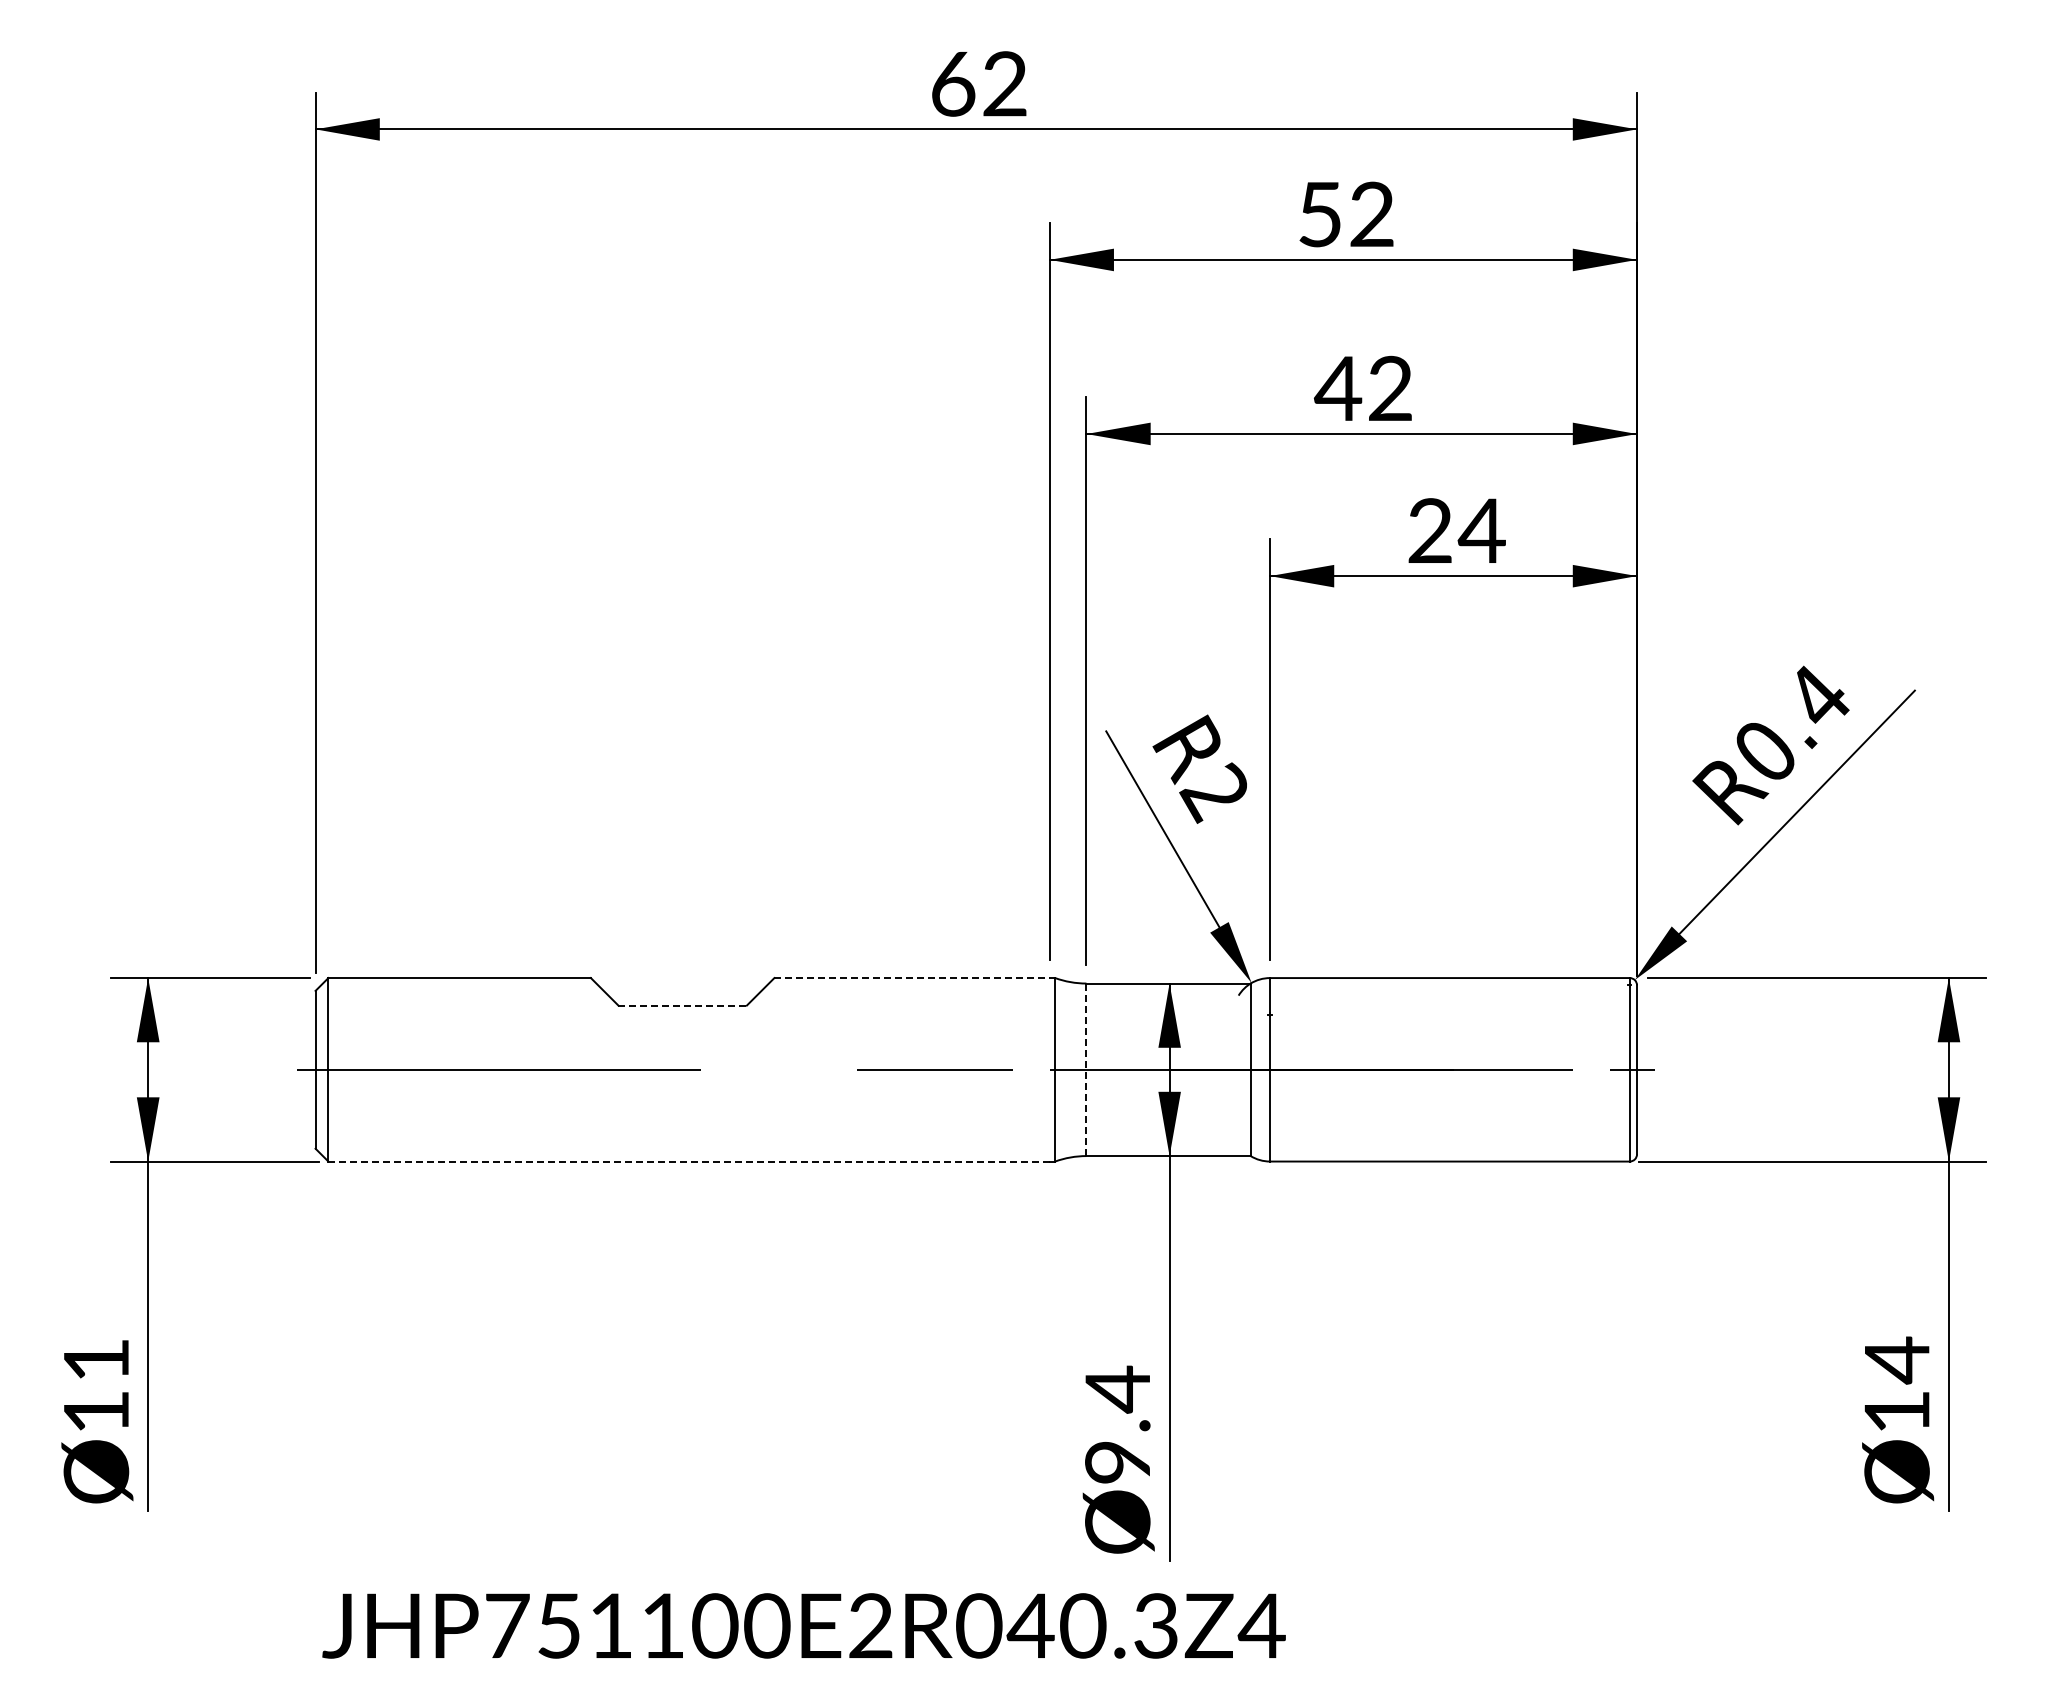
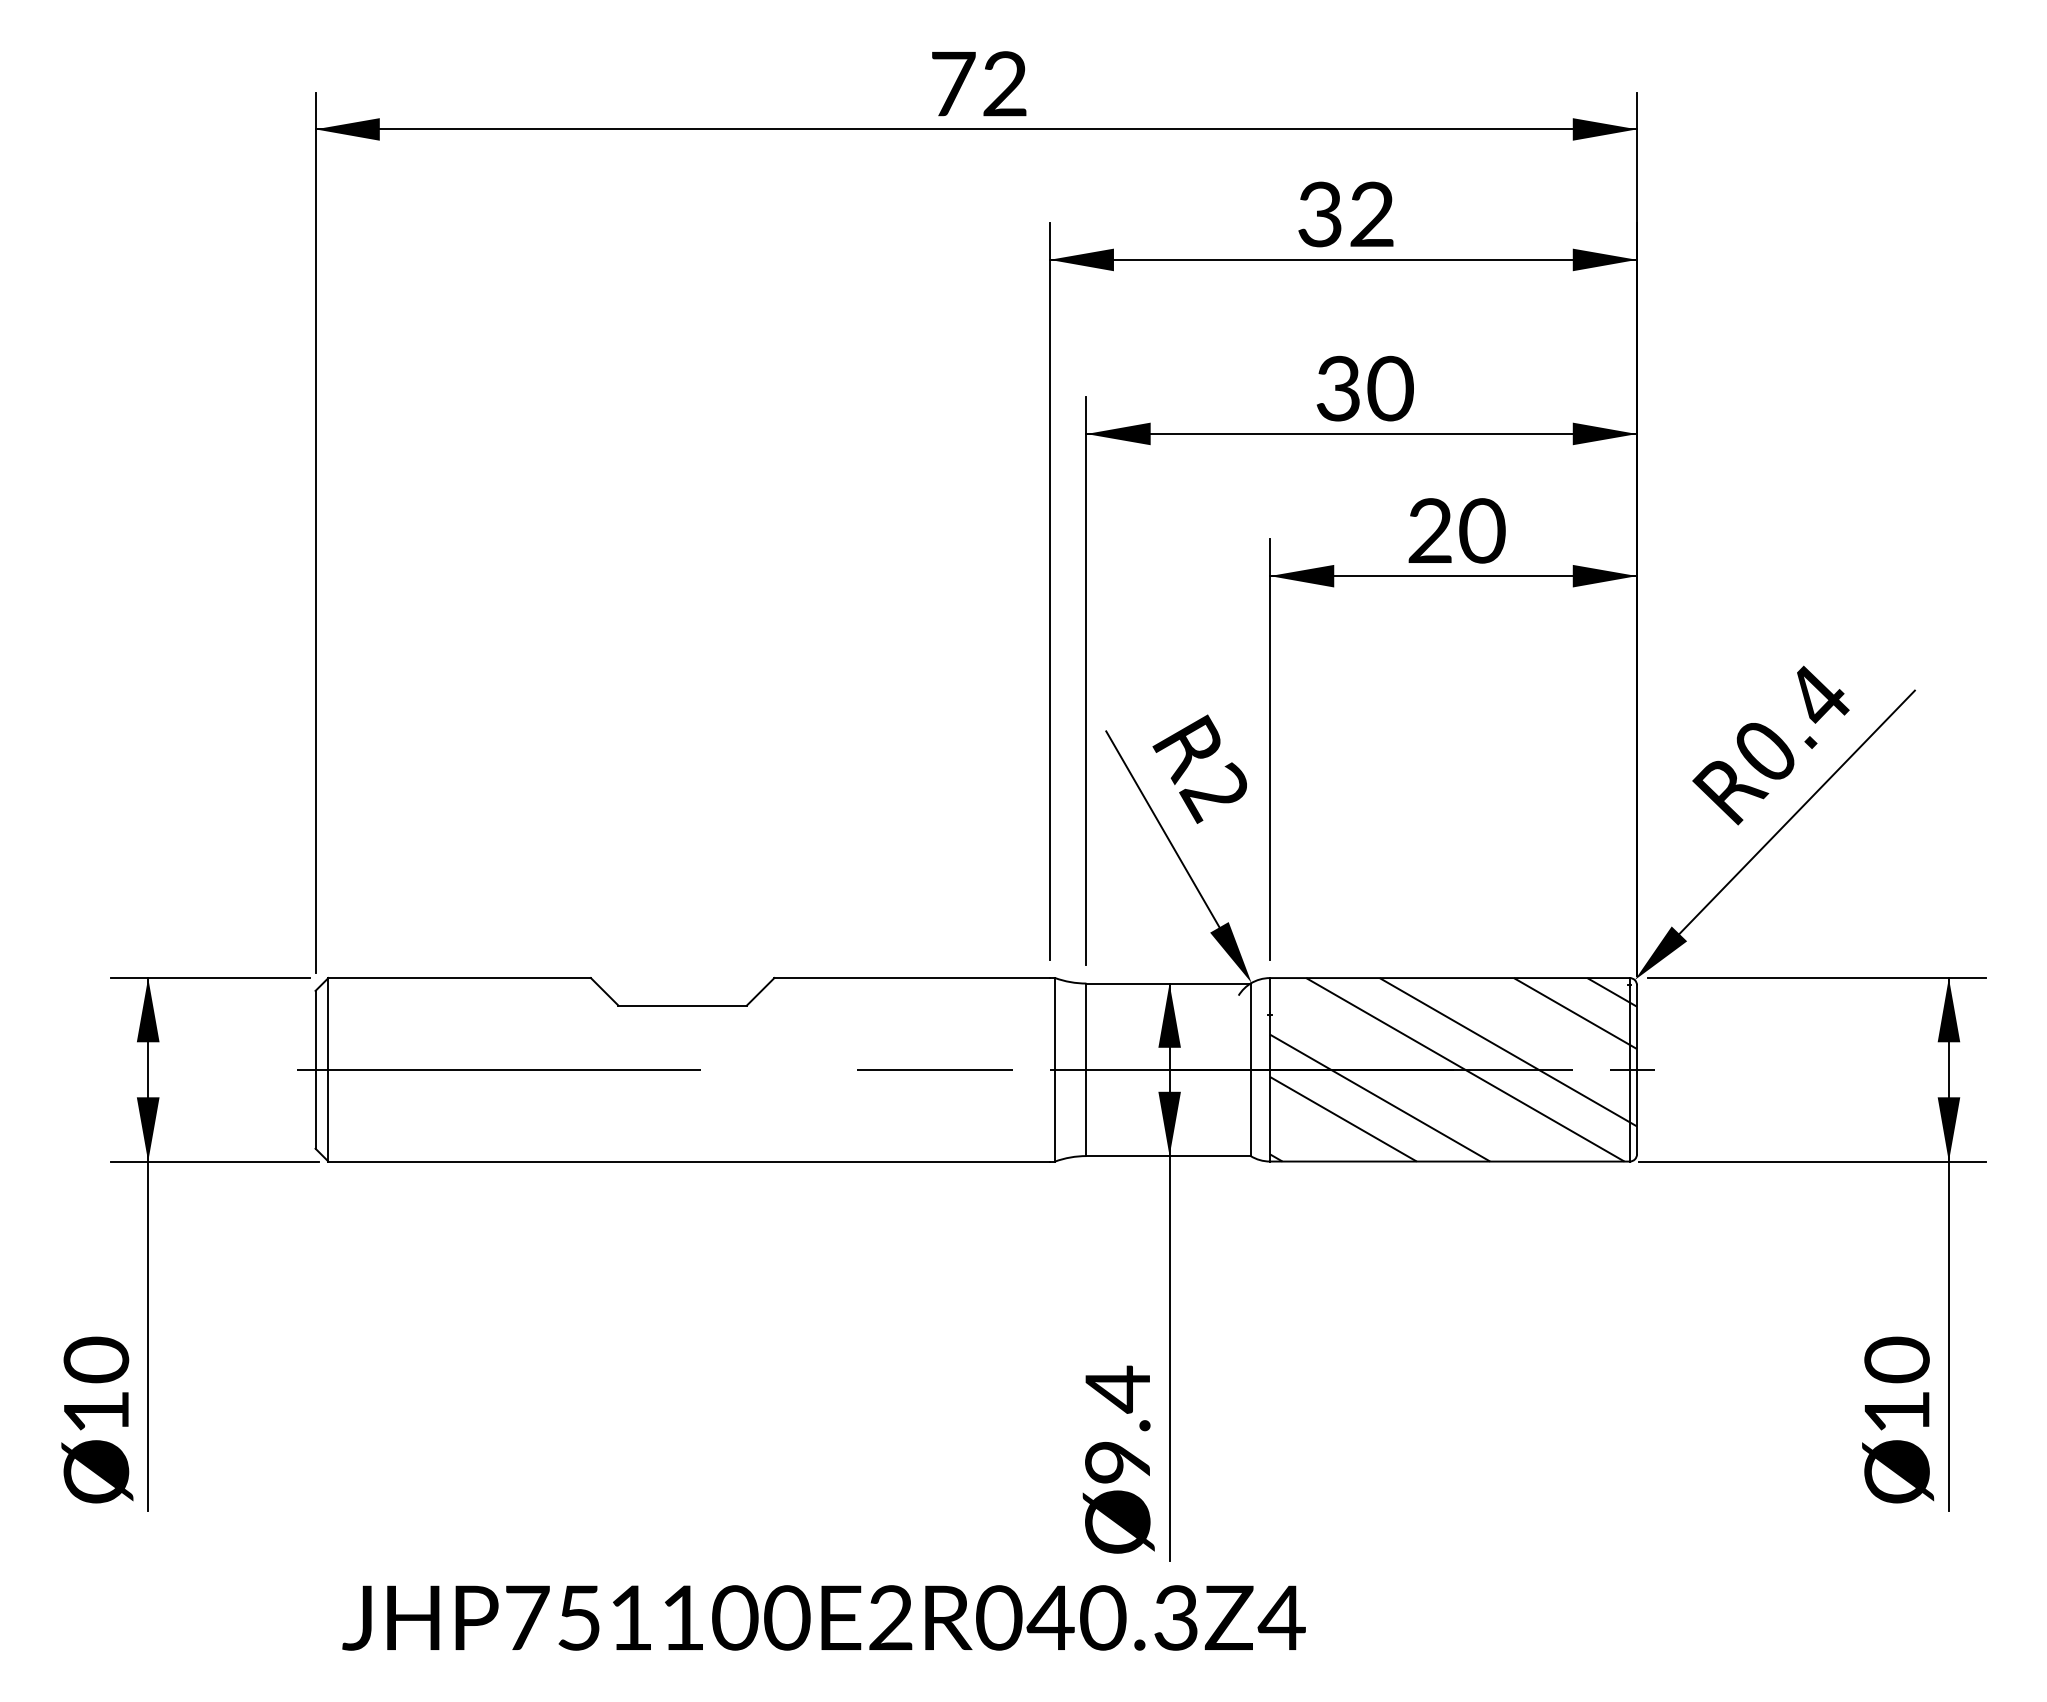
text: 62 -> 72 (953, 84)
text: 52 -> 32 (1319, 214)
text: 42 -> 30 (1363, 388)
text: 24 -> 20 (1481, 530)
line: dashed -> solid (912, 978)
line: dashed -> solid (683, 1005)
line: dashed -> solid (1086, 1069)
hatch: none -> present (1453, 1069)
line: dashed -> solid (689, 1161)
text: 11 -> 10 (96, 1359)
text: 14 -> 10 (1896, 1360)
text position: (803, 1625) -> (823, 1617) (823, 1617)
